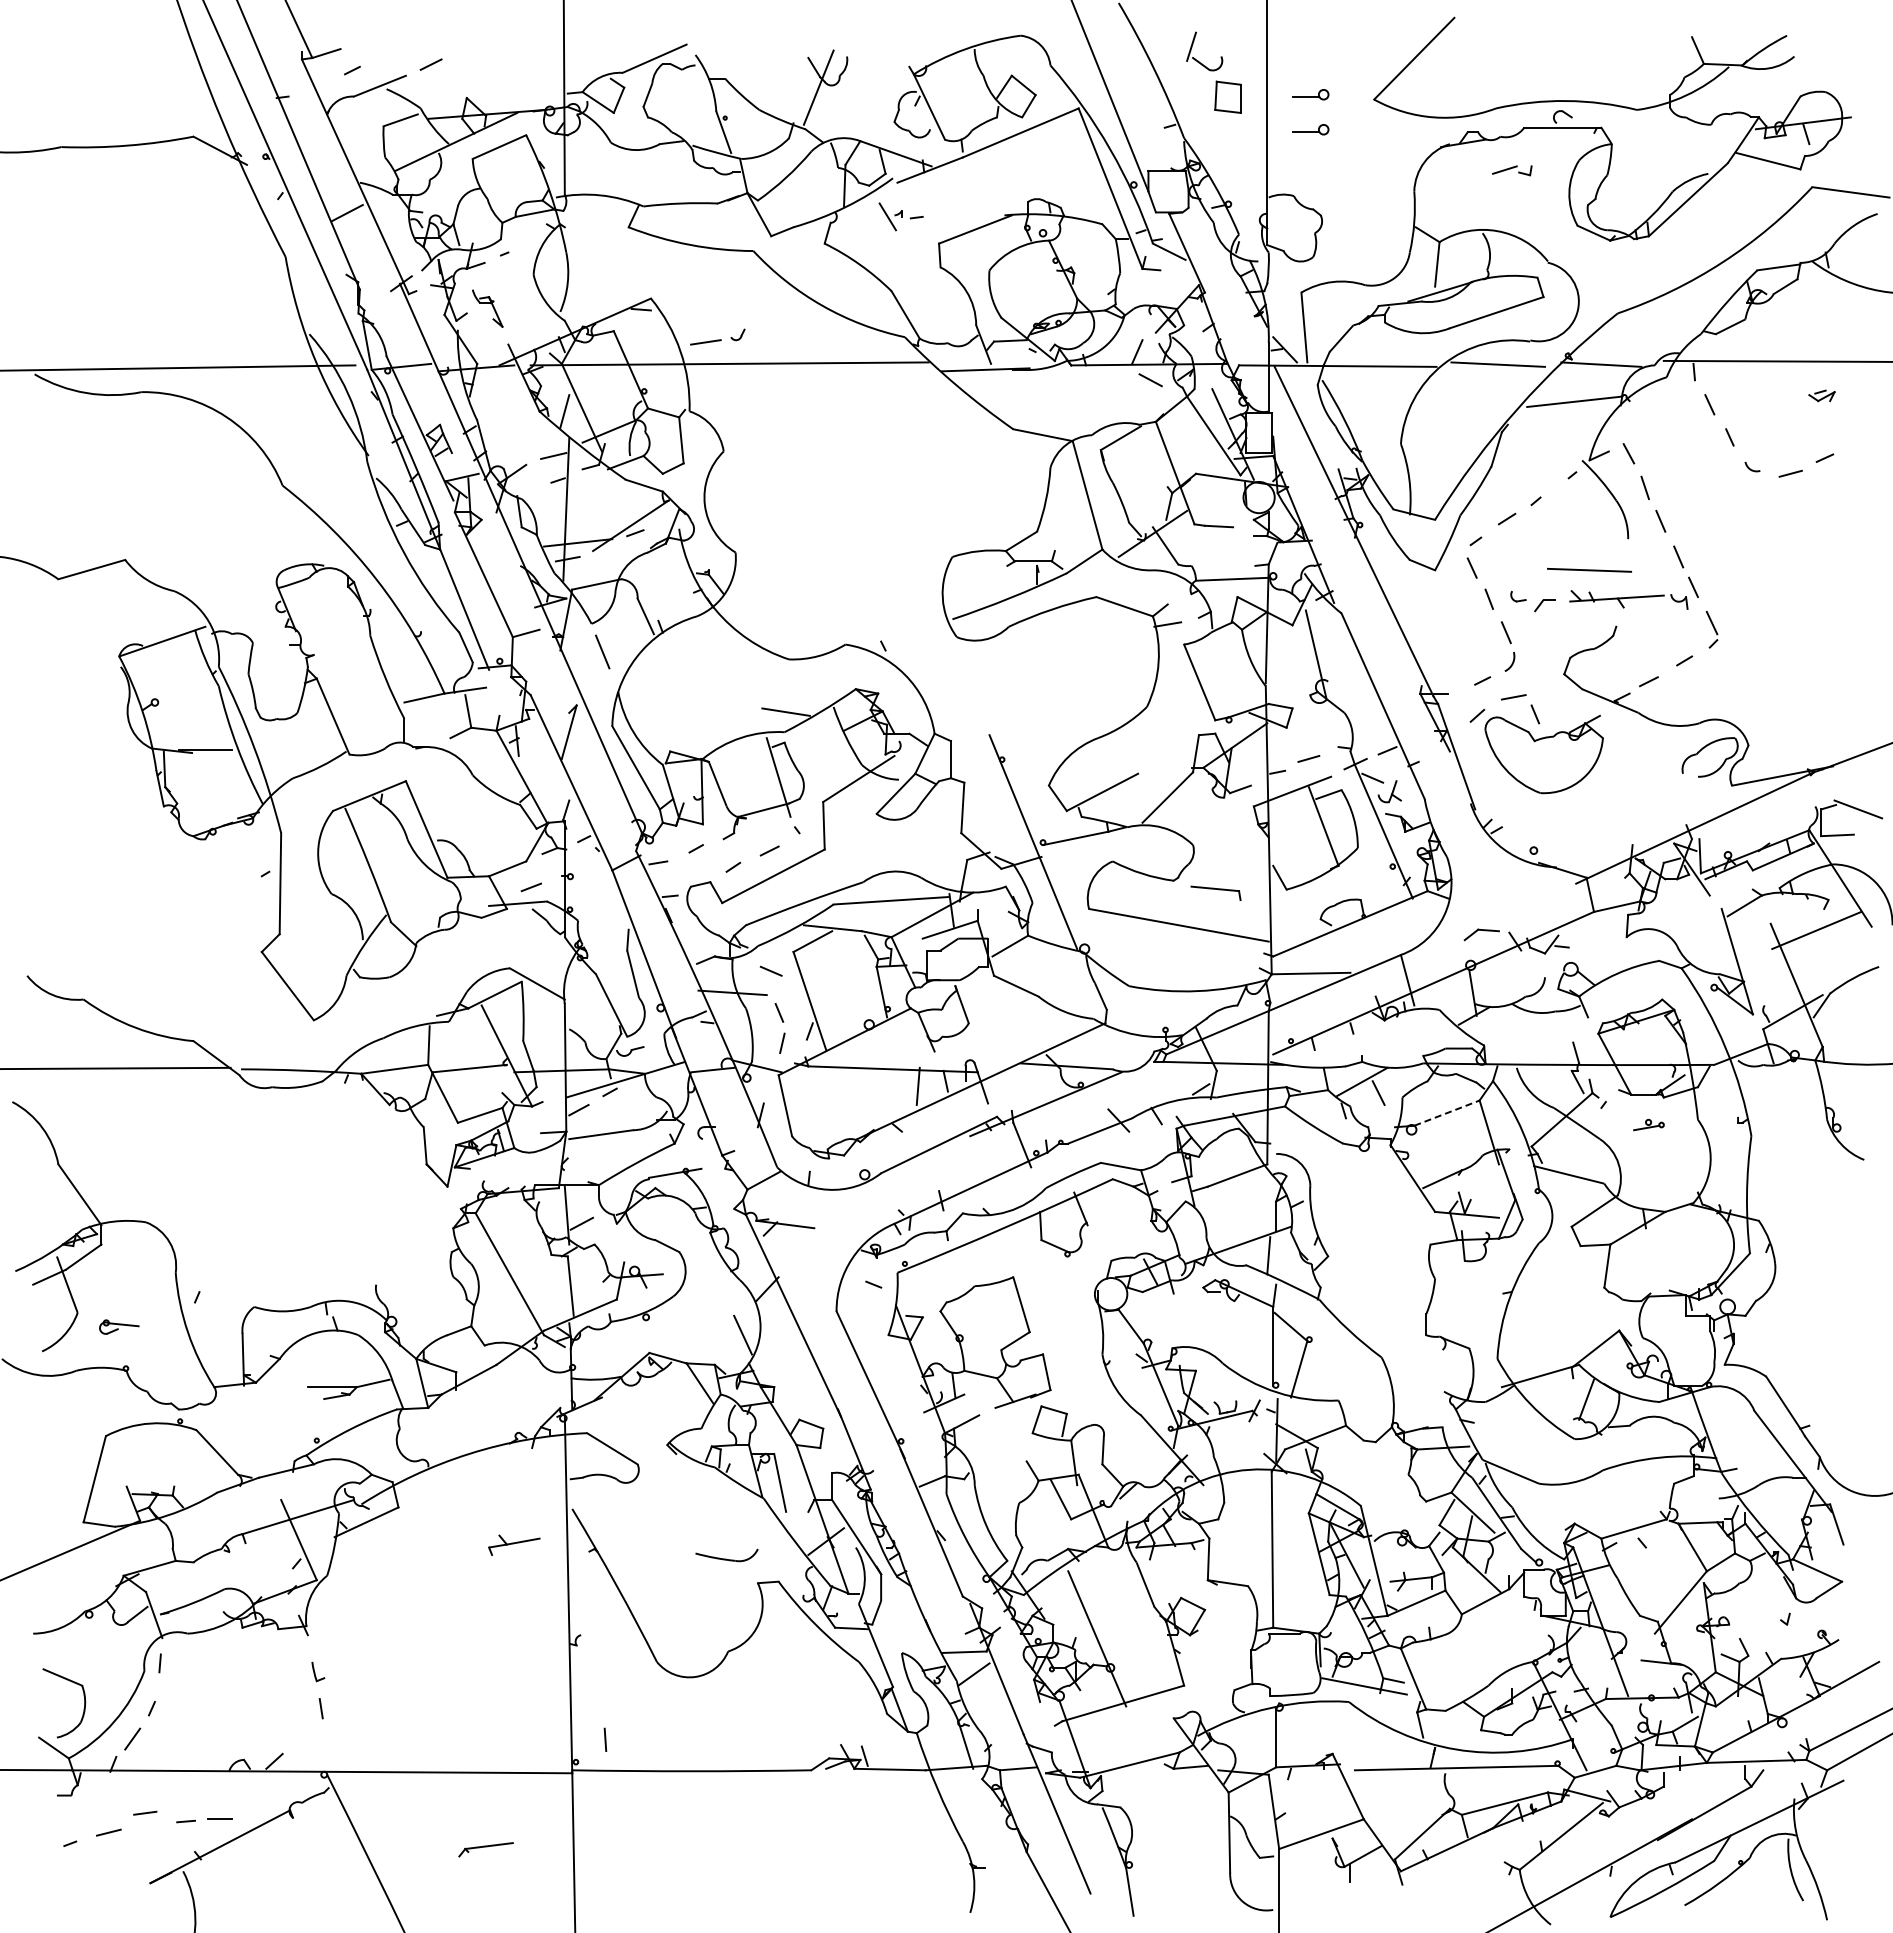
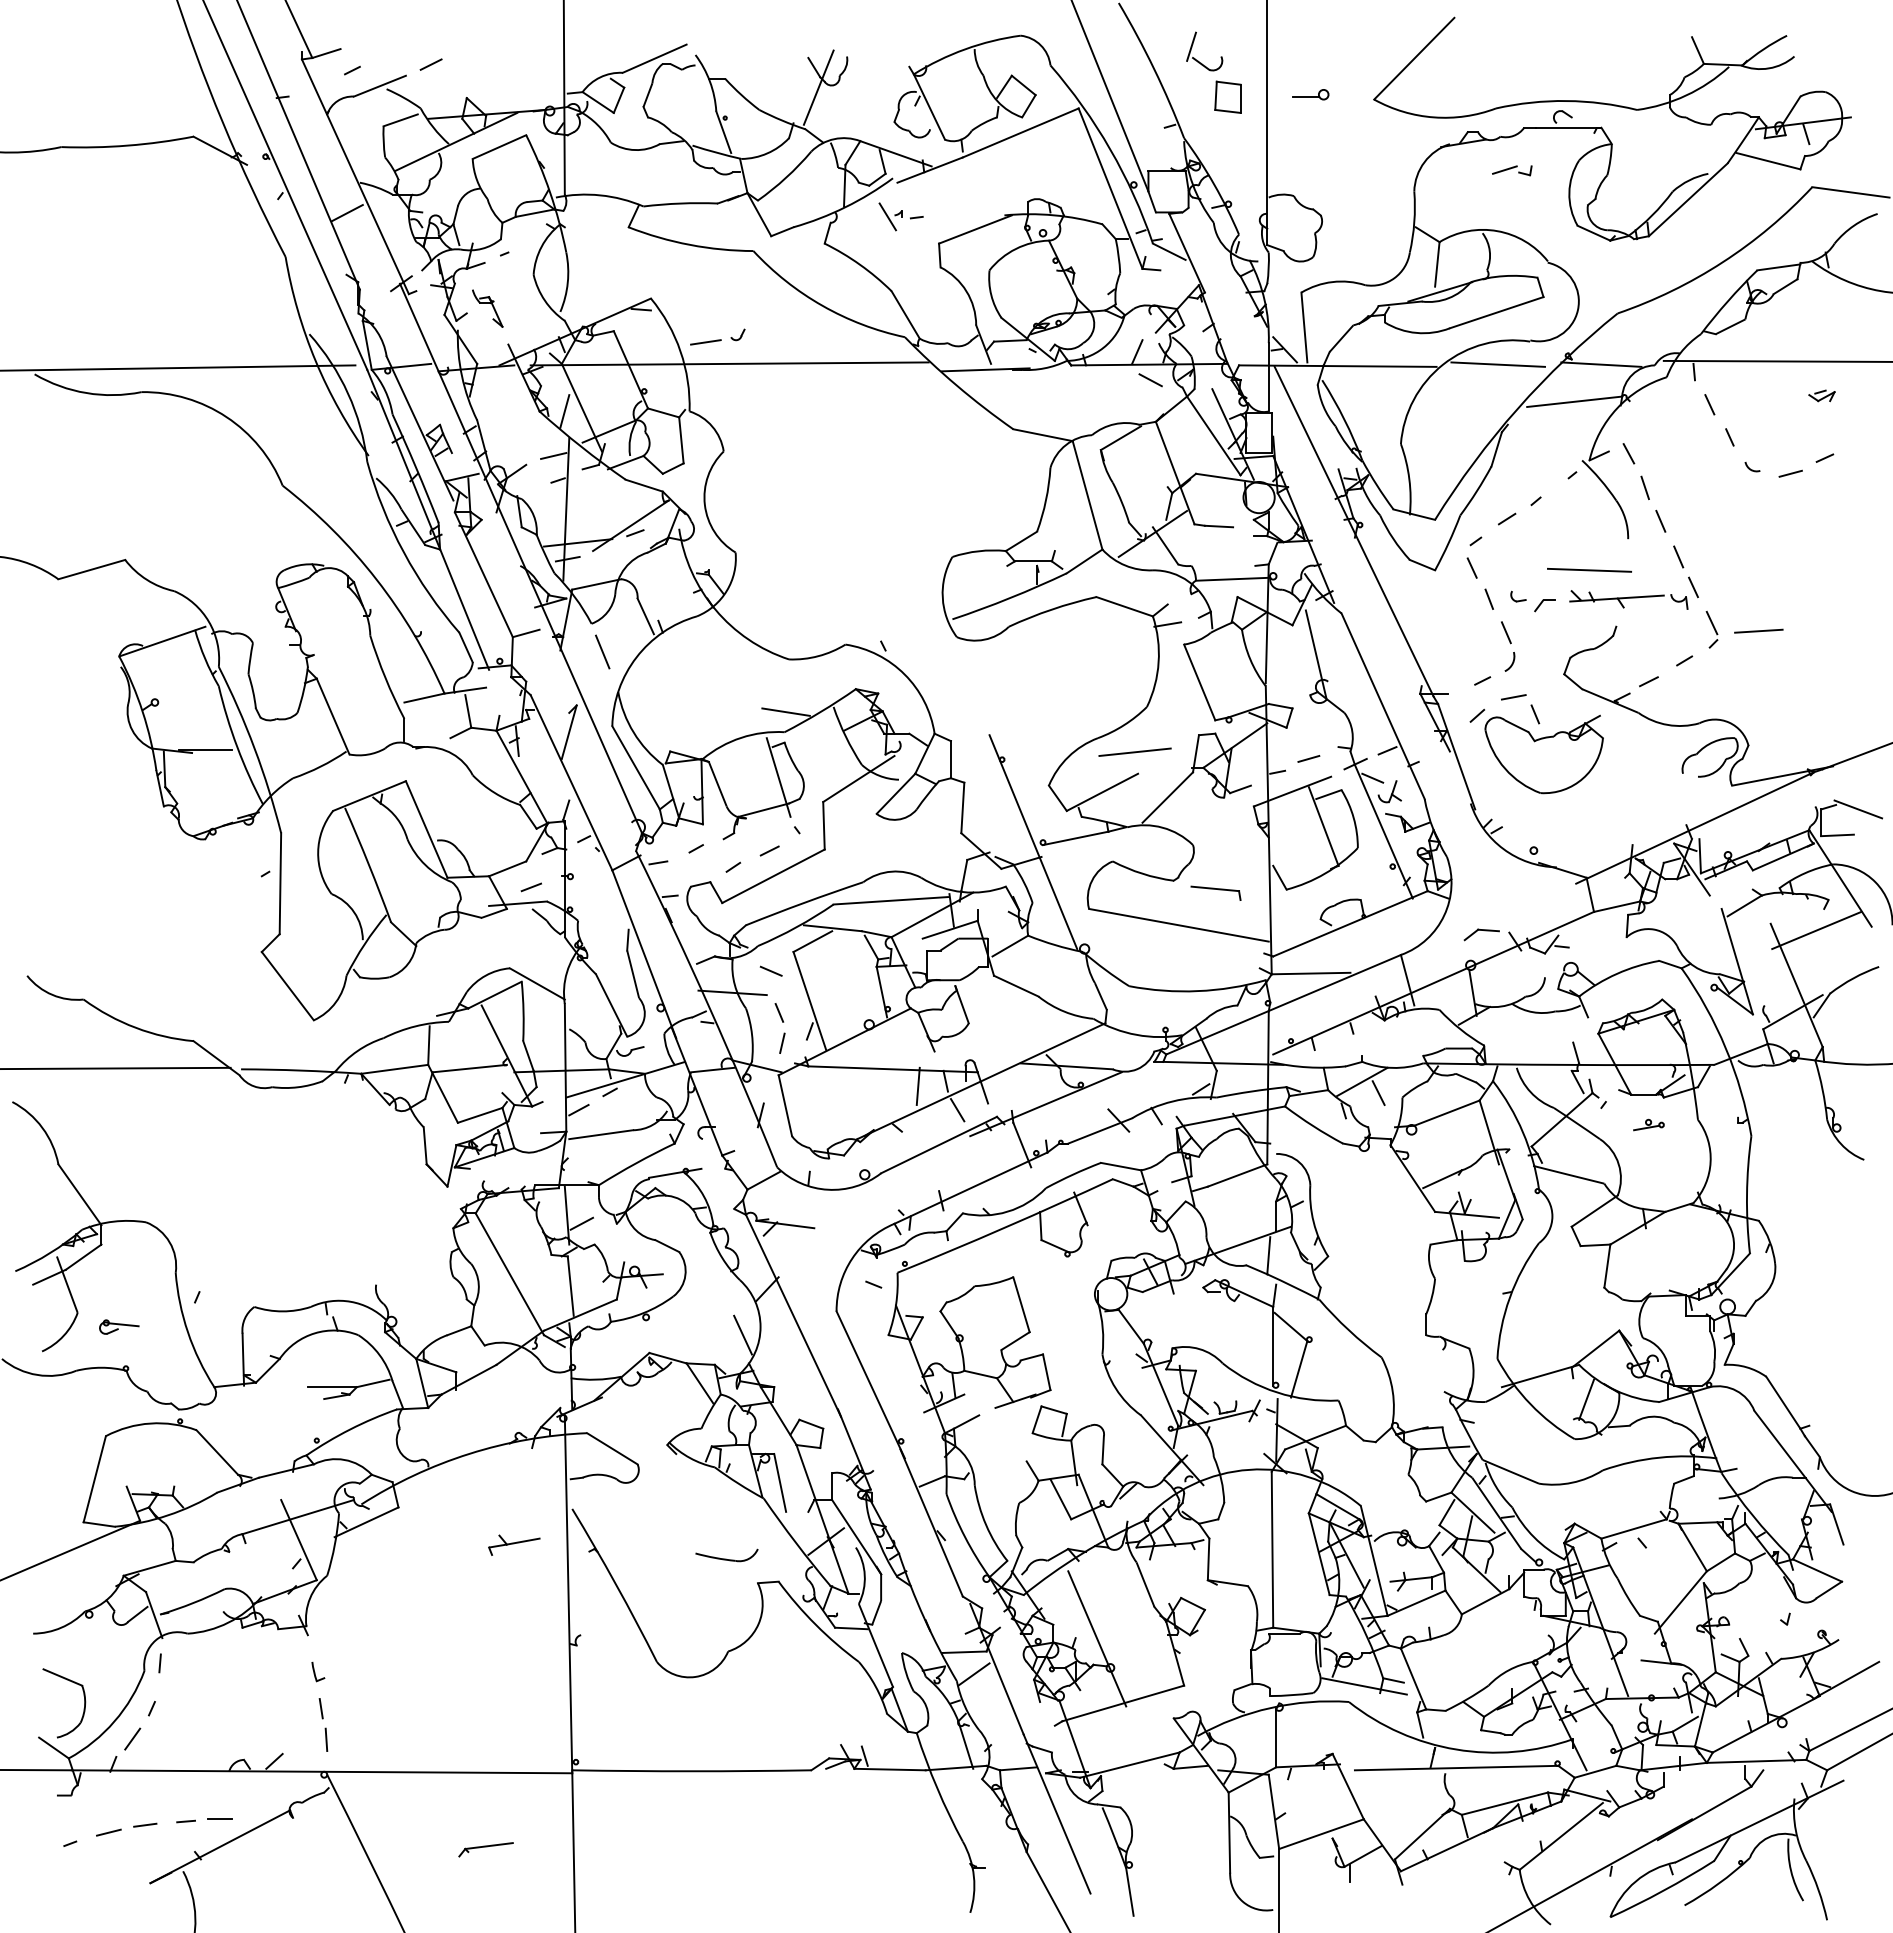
part: present -> none (1310, 129)
line: none -> present (1758, 630)
line: none -> present (1134, 751)
line: none -> present (957, 1110)
line: dashed -> solid (1447, 1112)
line position: (605, 1739) -> (326, 1739) (326, 1739)
line position: (145, 1812) -> (145, 1824) (145, 1824)
